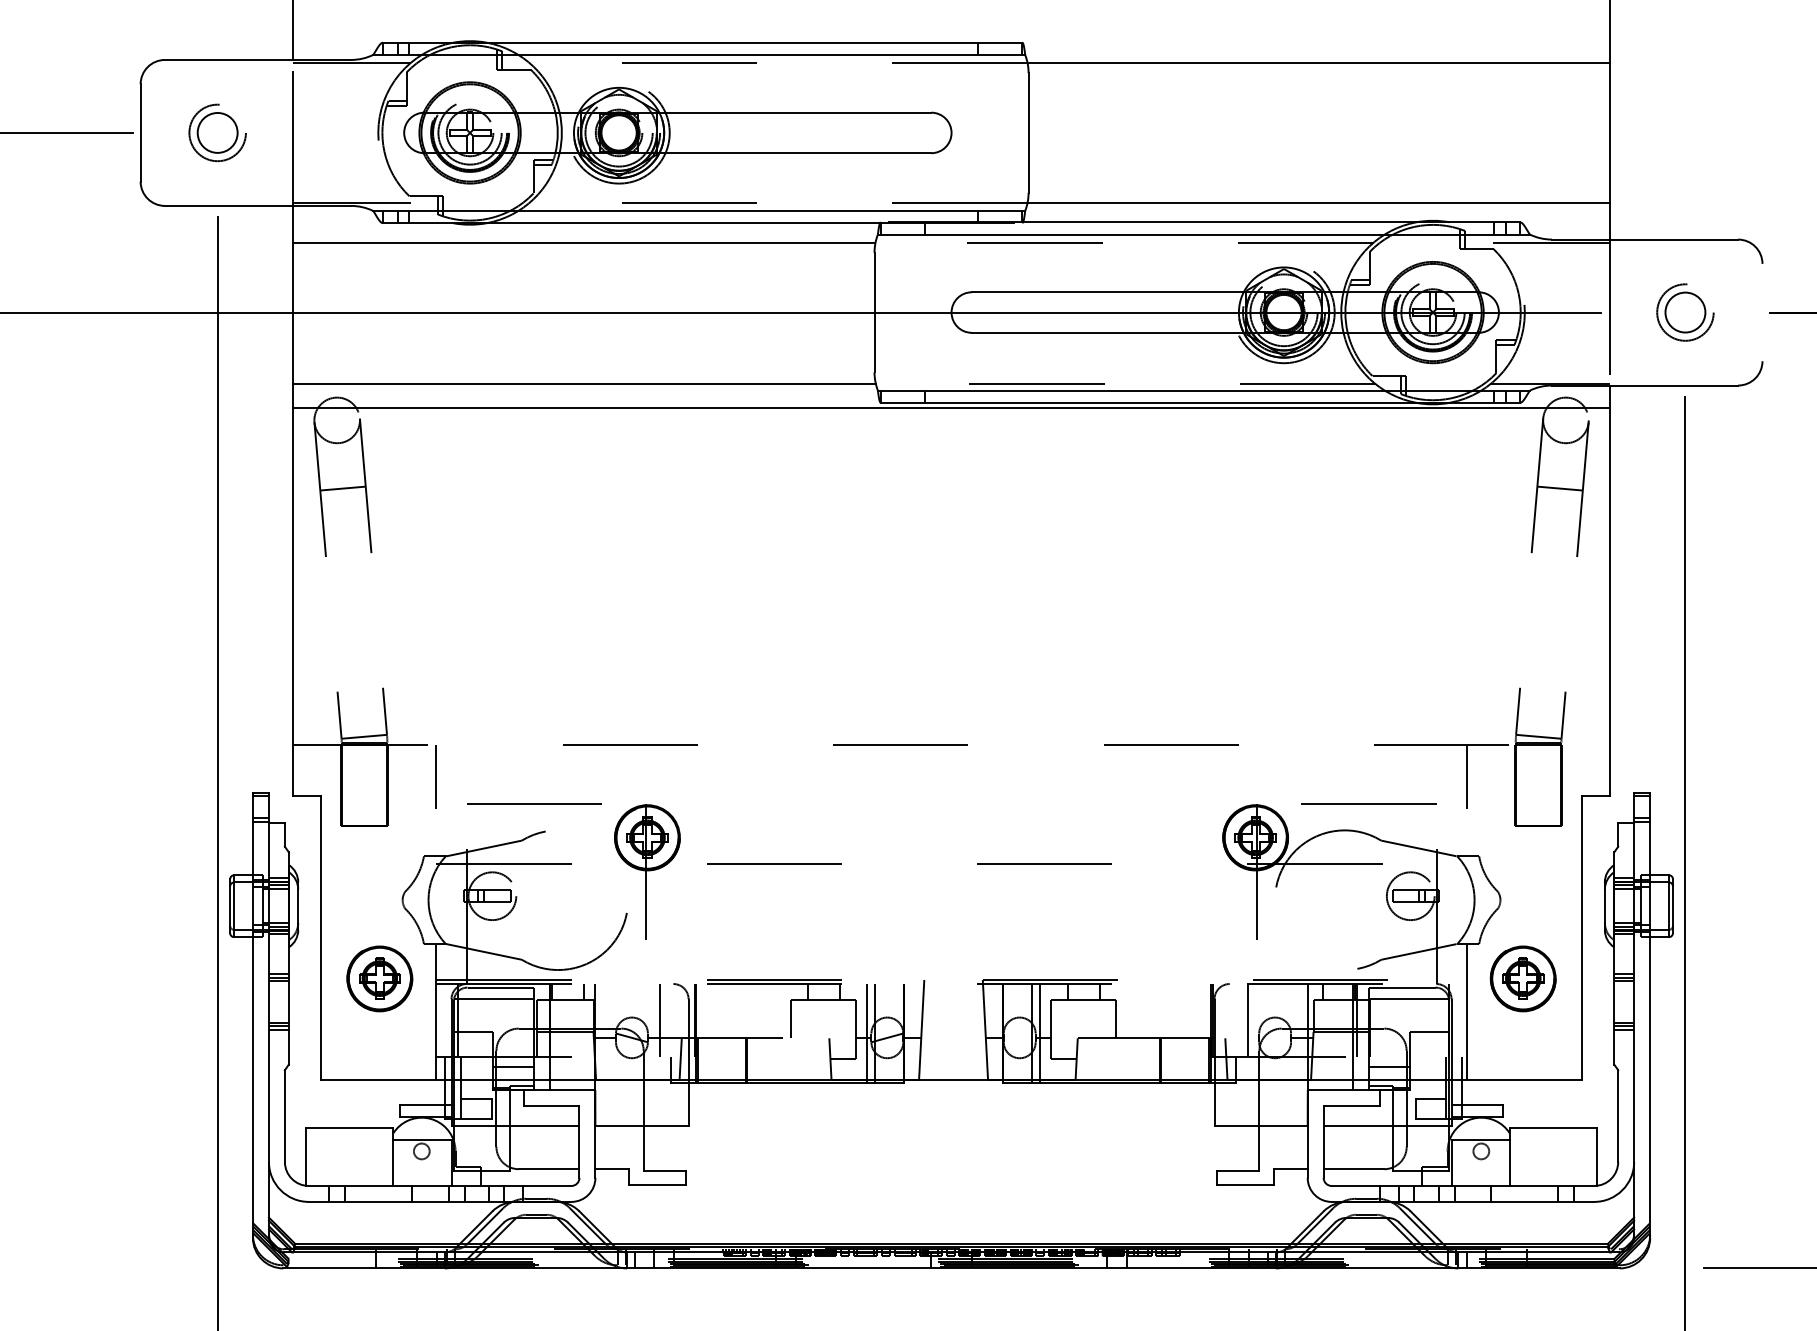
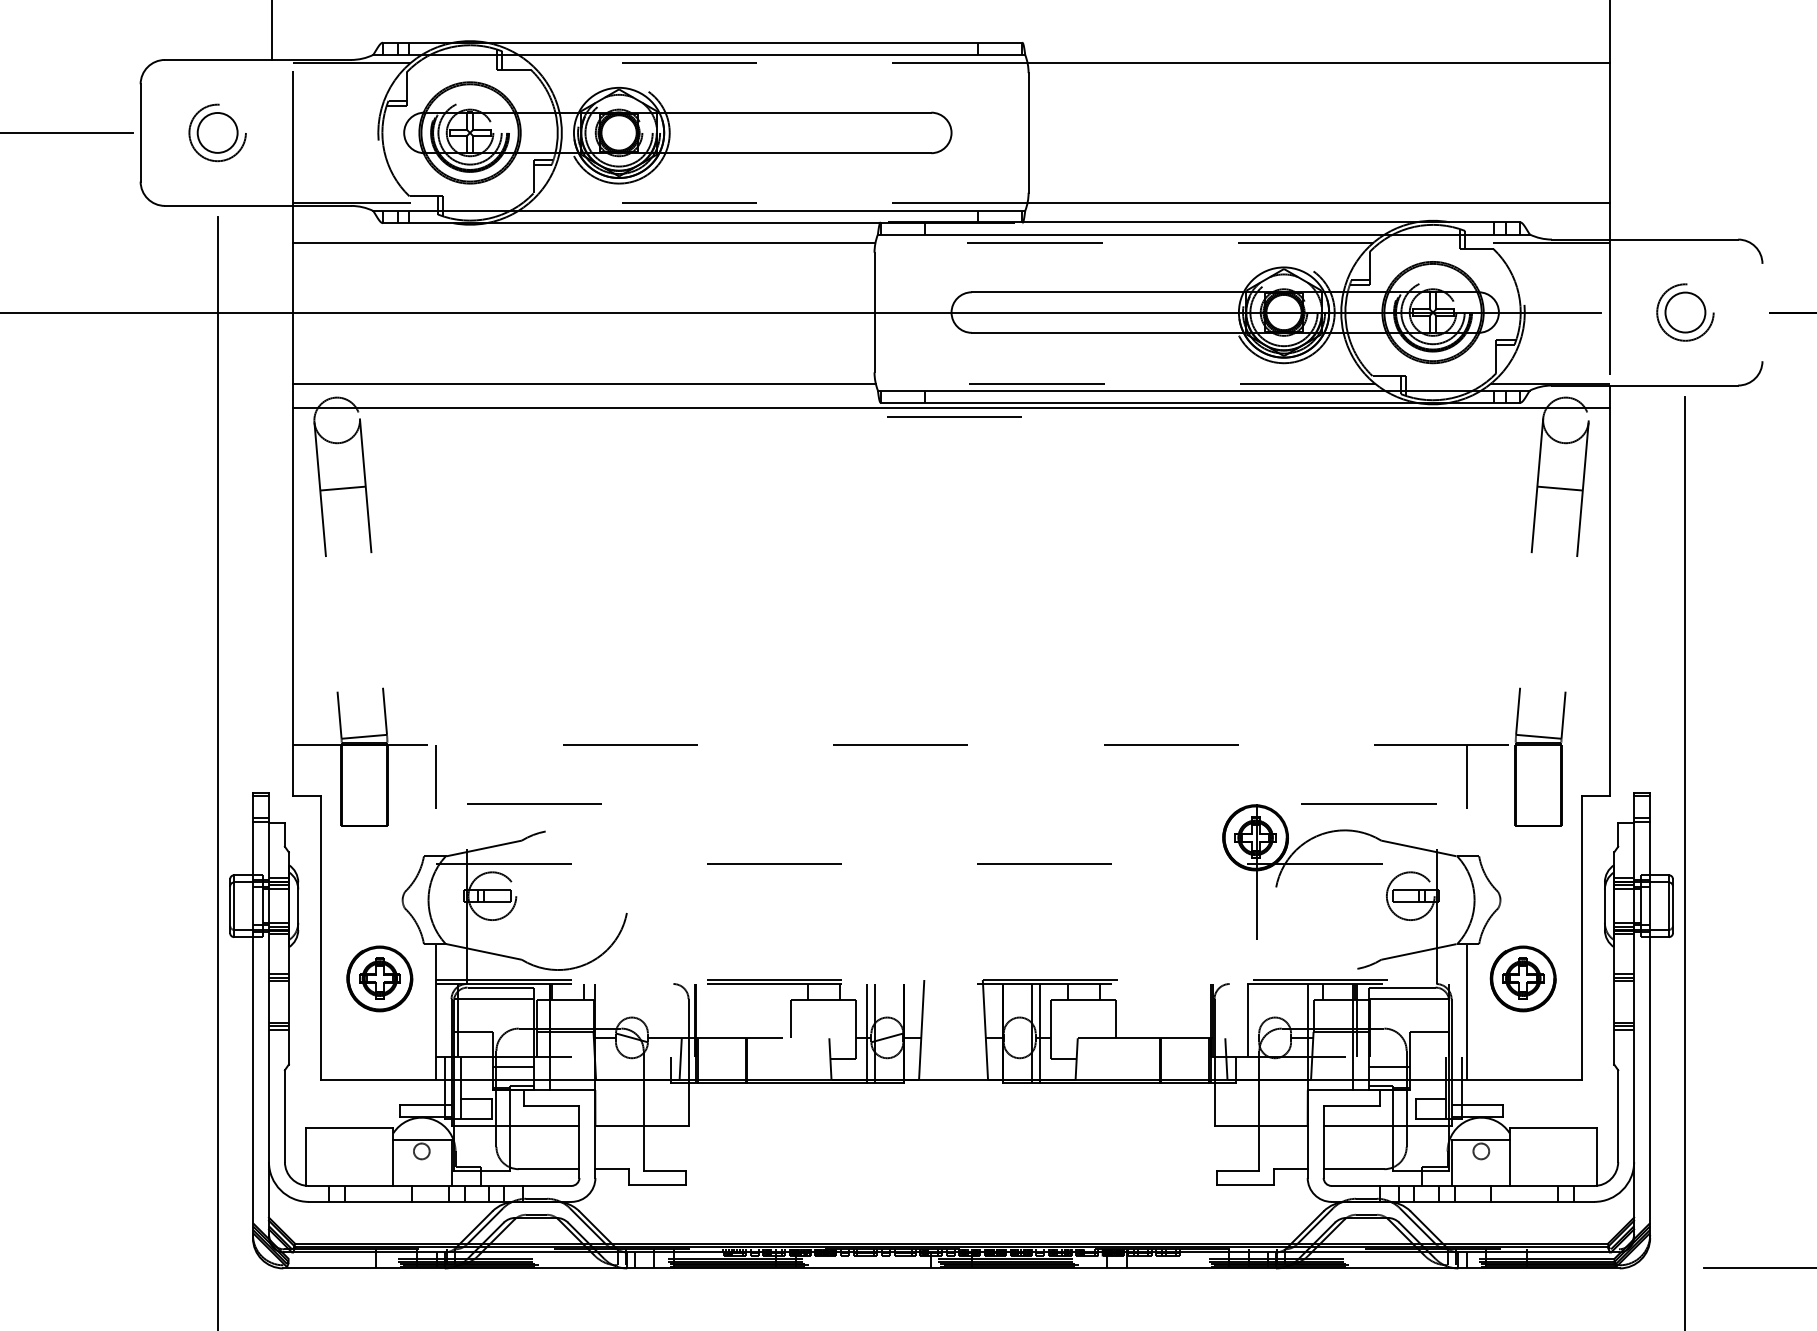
line position: (292, 30) -> (271, 30) (271, 30)
line: none -> present (954, 416)
part: present -> none (647, 871)
line: present -> none (659, 1020)
